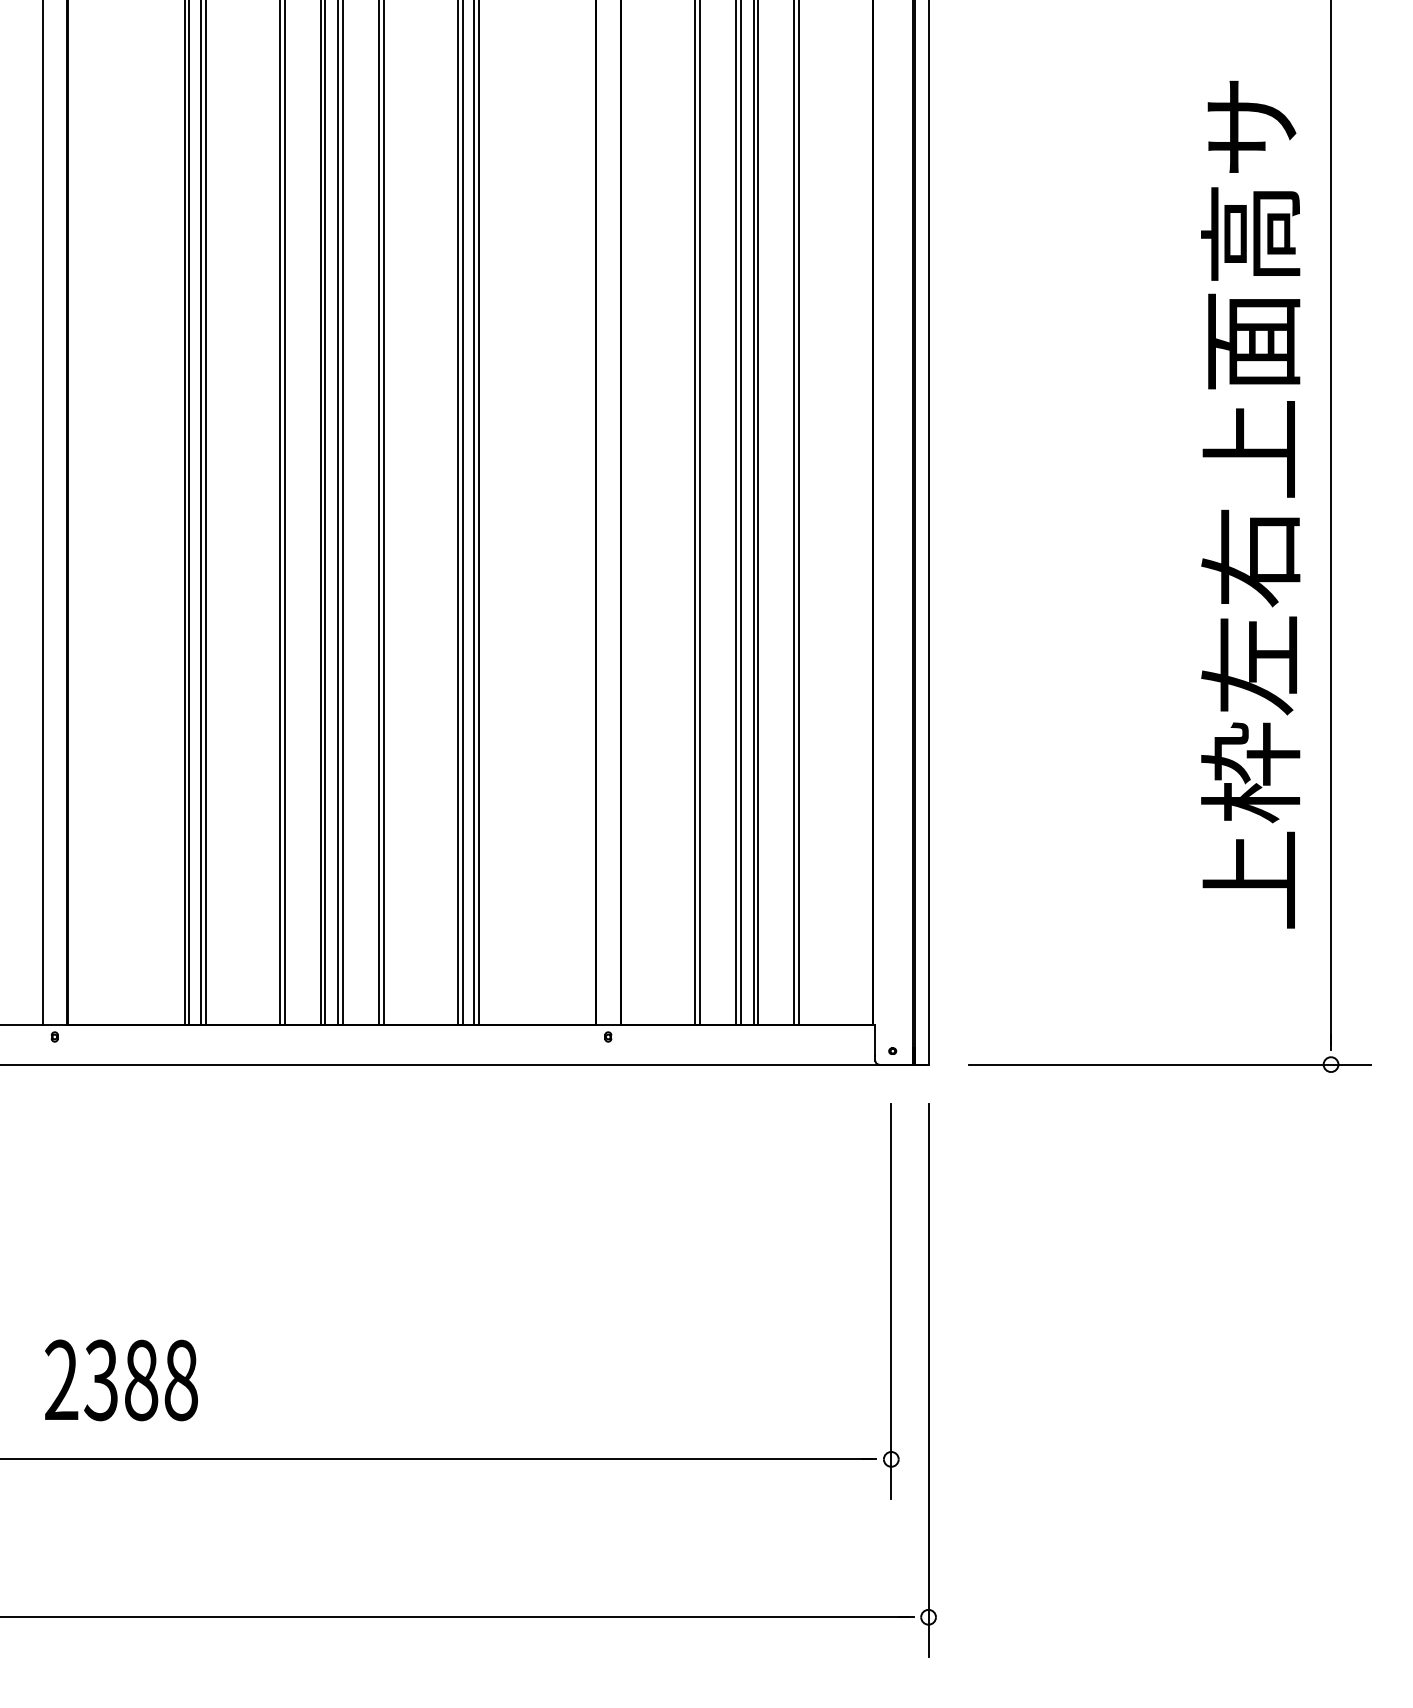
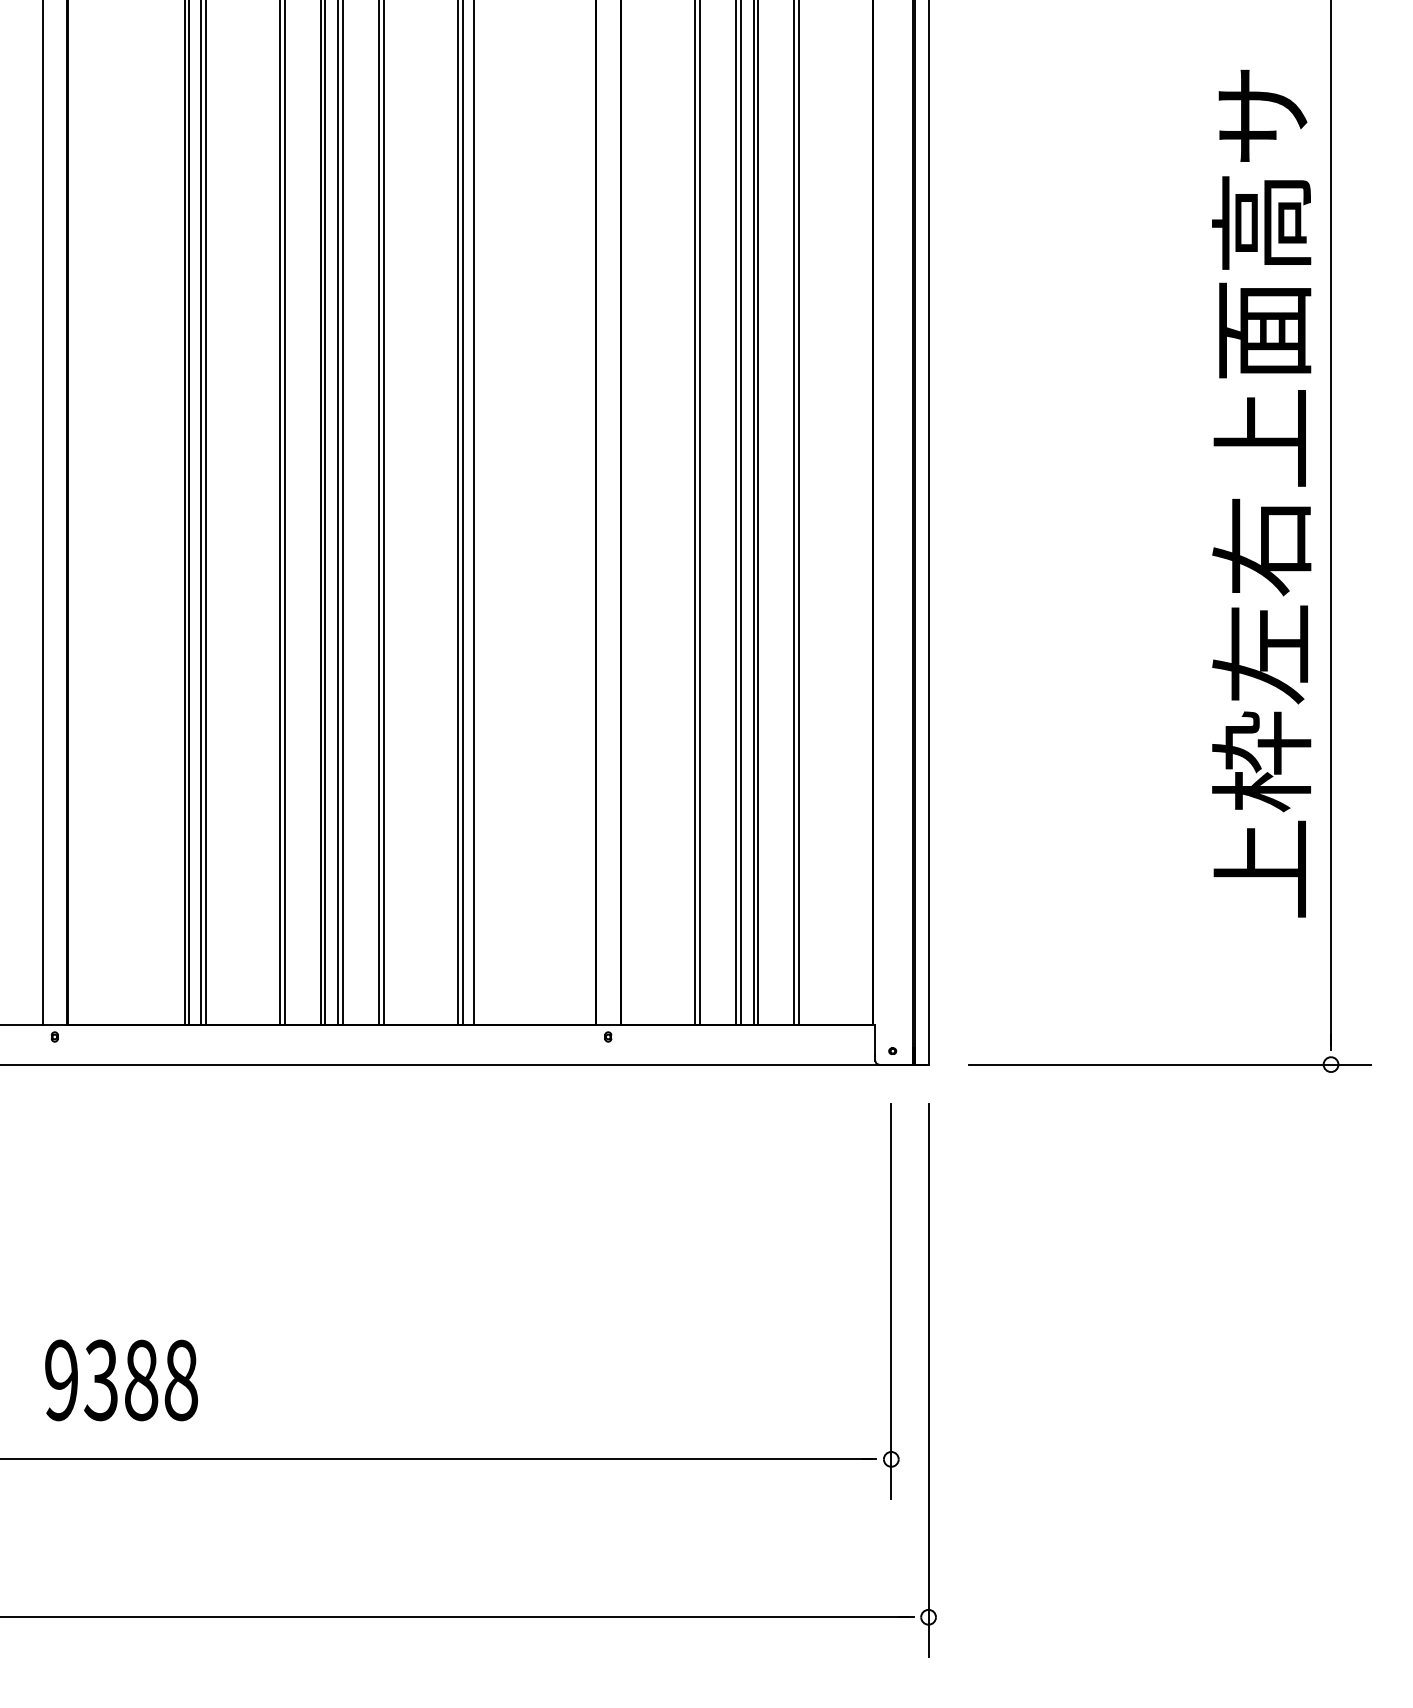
text position: (1250, 504) -> (1261, 493) (1261, 493)
line: present -> none (479, 513)
text: 2388 -> 9388 (61, 1380)
